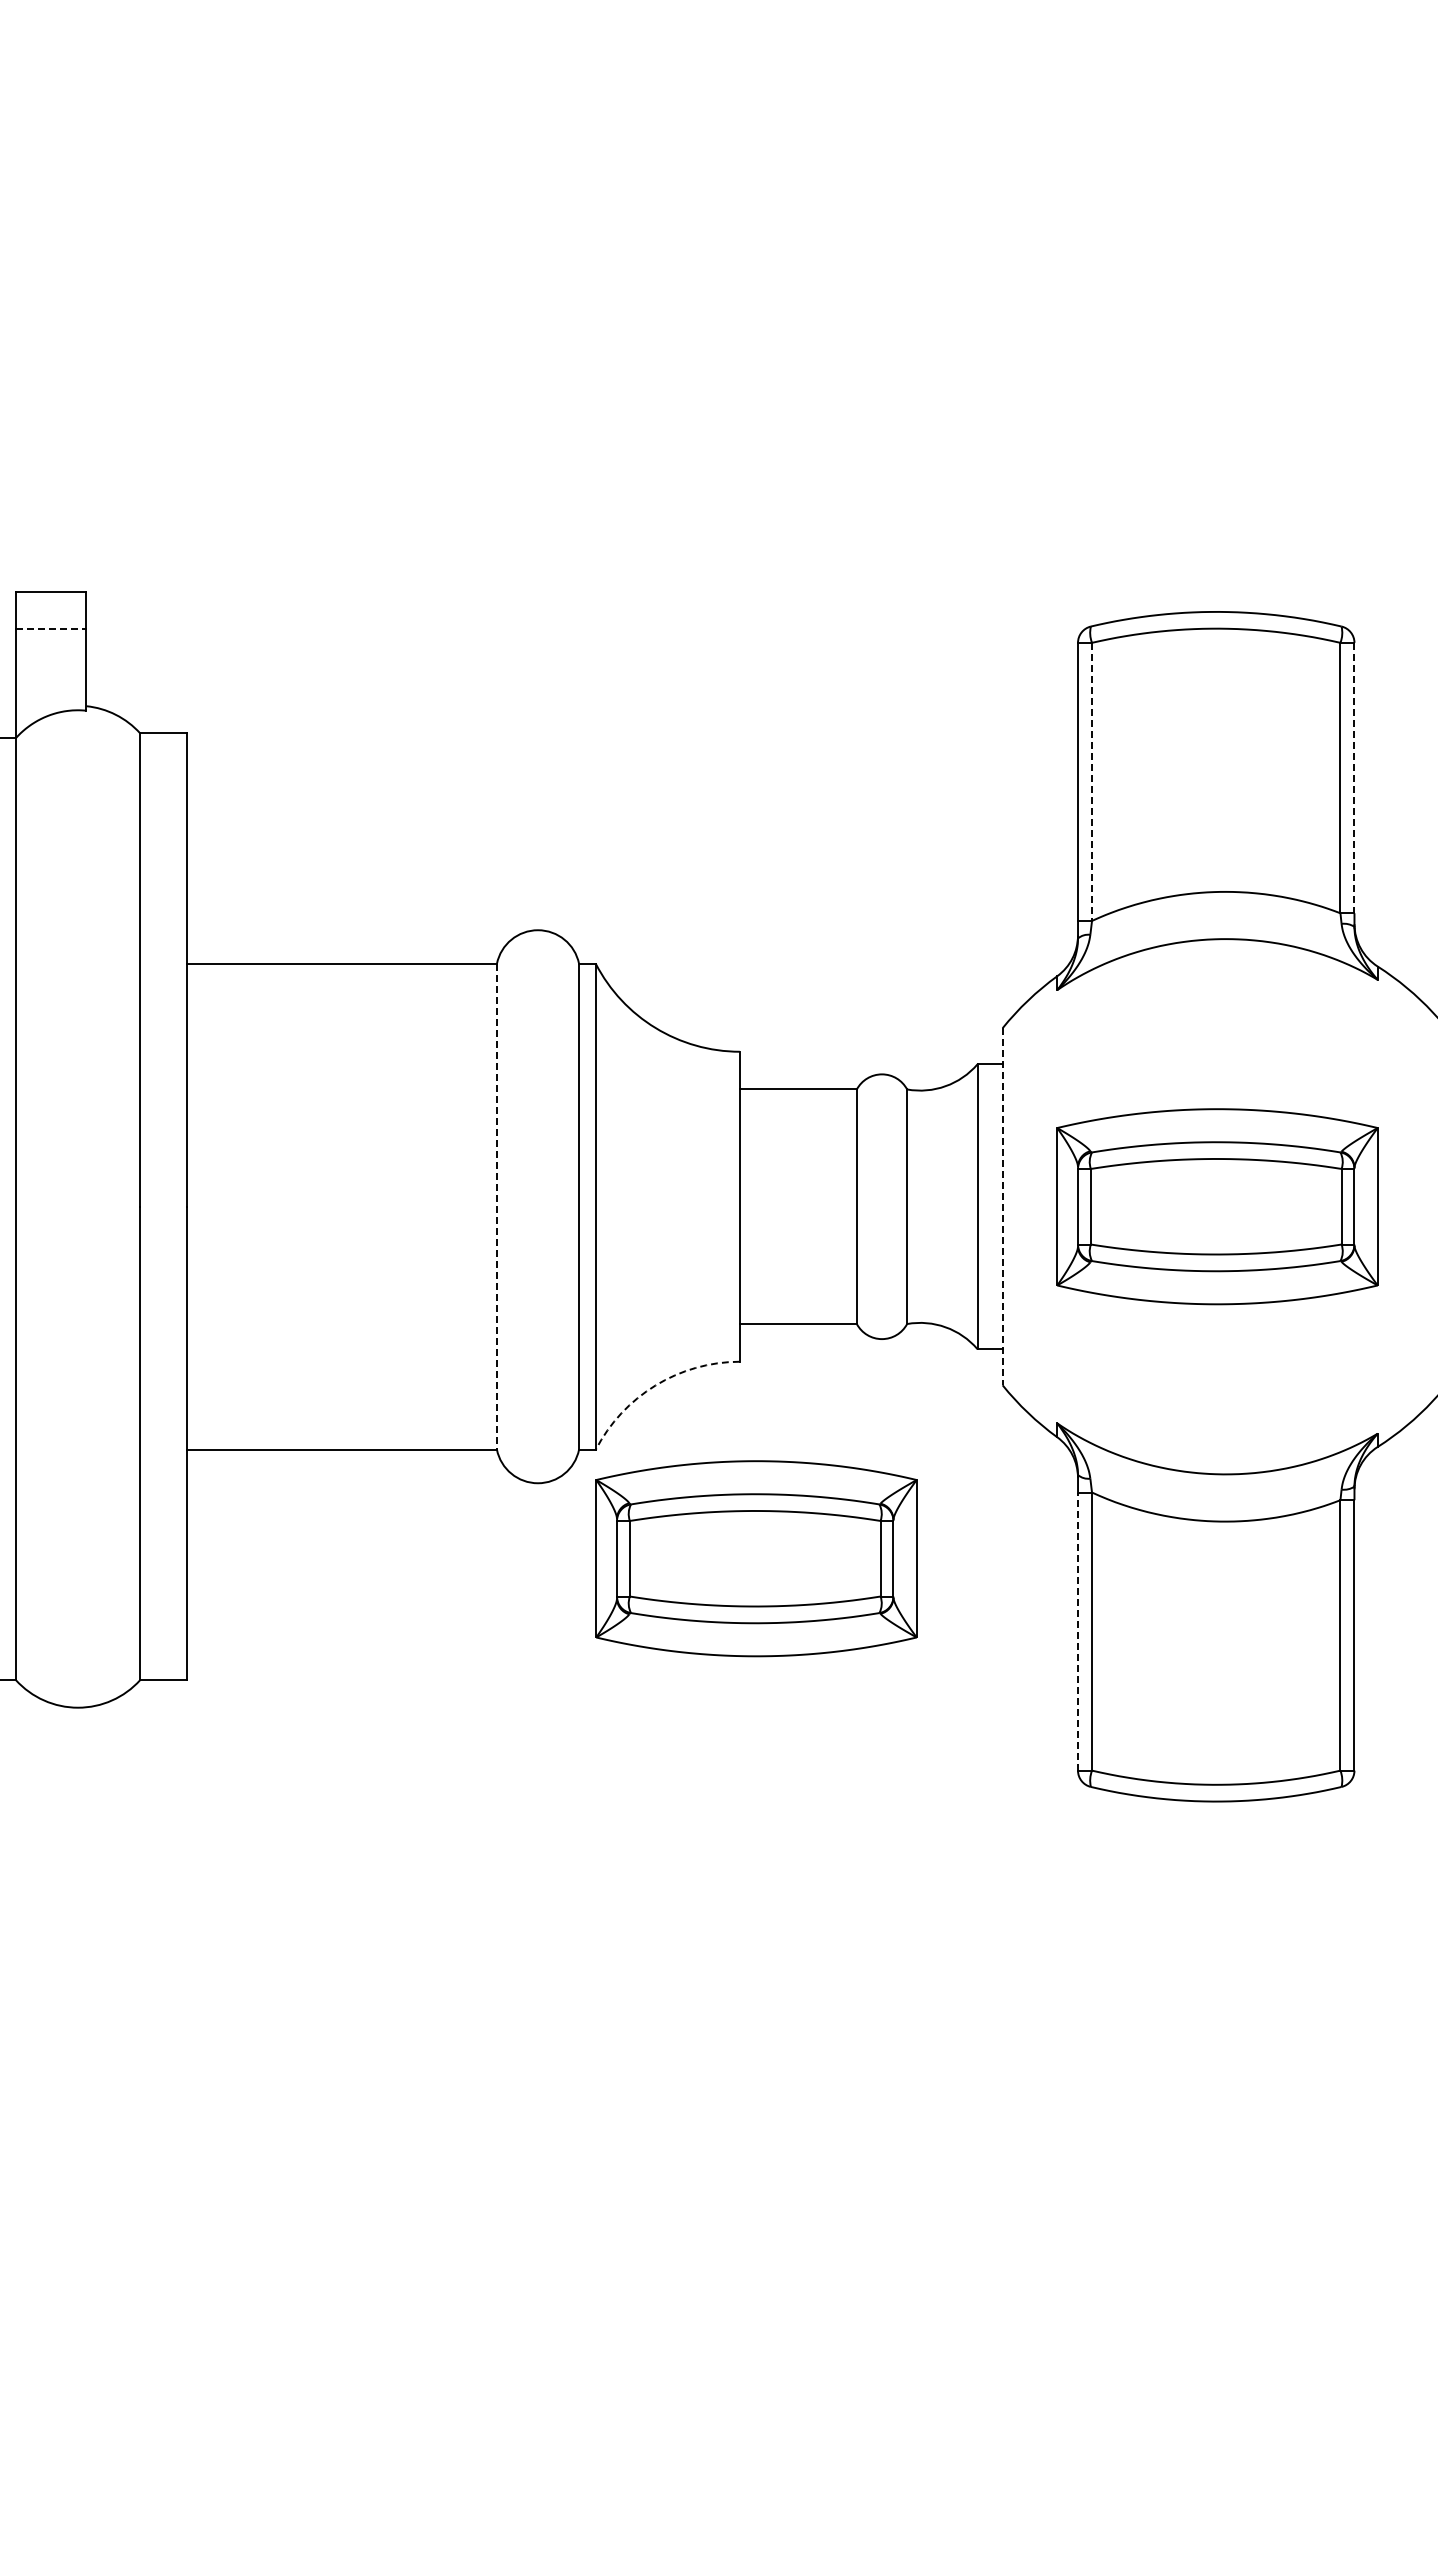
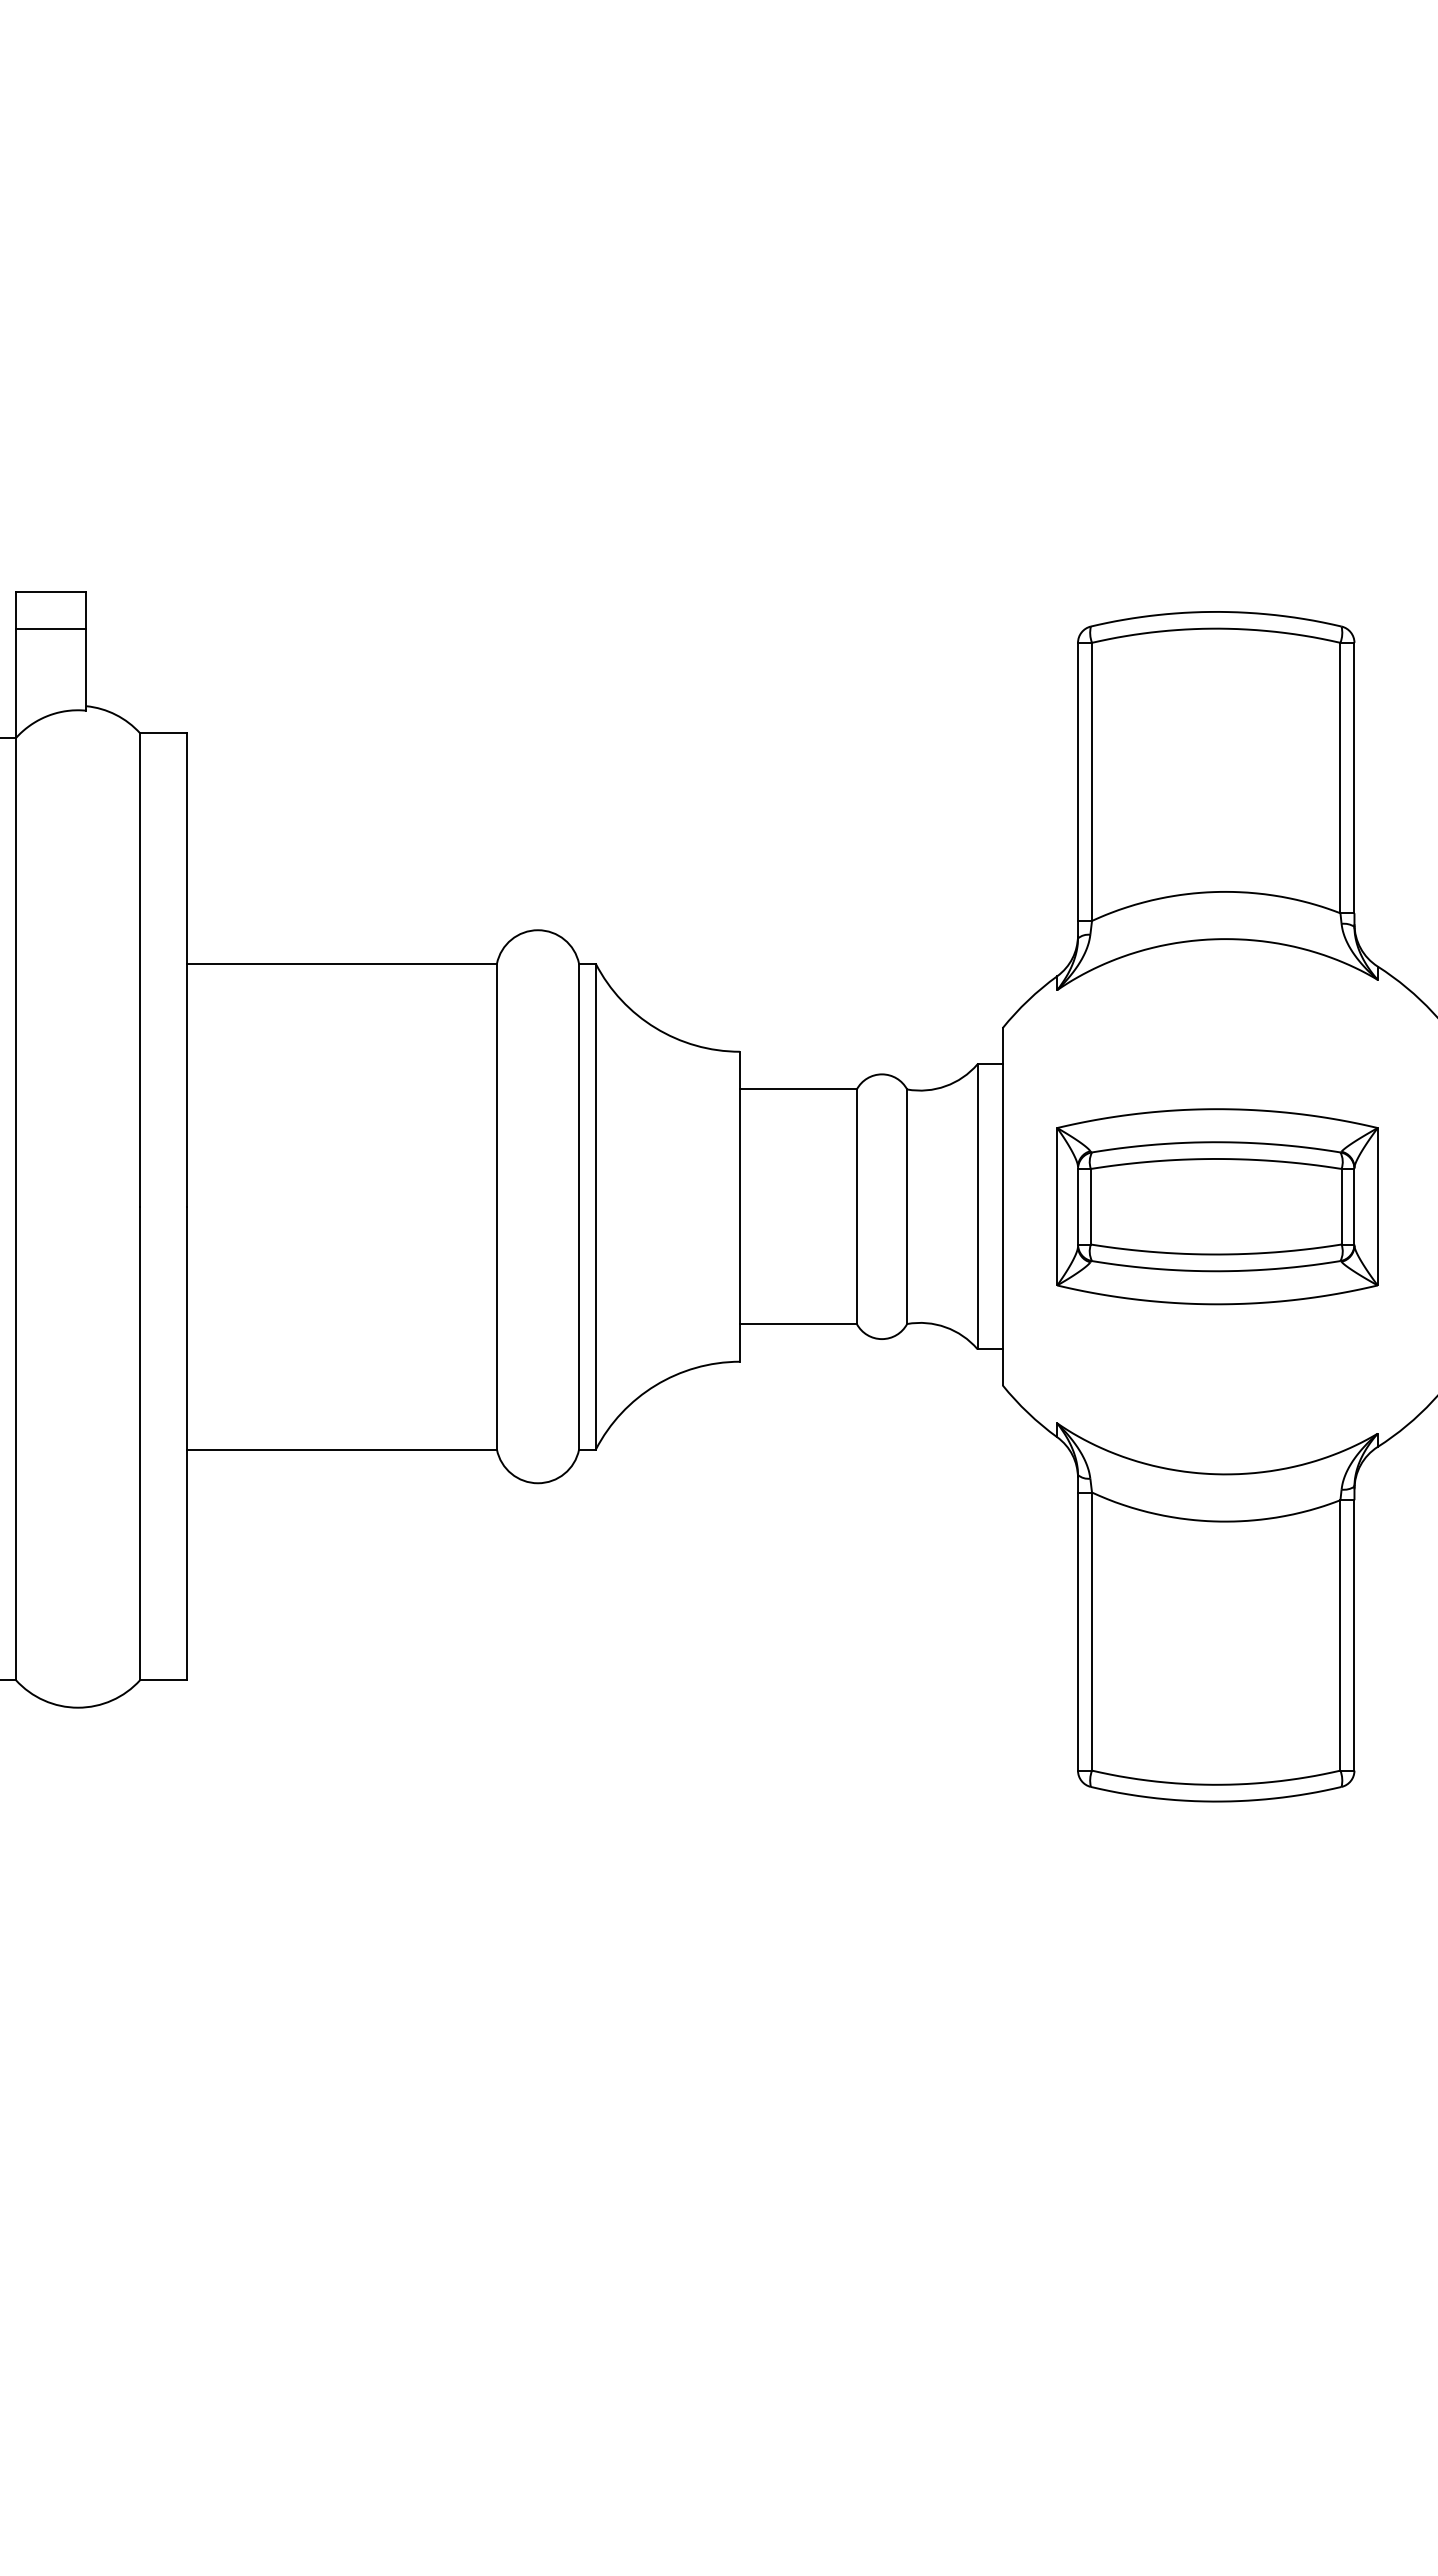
line: dashed -> solid (51, 628)
line: dashed -> solid (1354, 778)
line: dashed -> solid (1092, 782)
line: dashed -> solid (496, 1206)
line: dashed -> solid (1002, 1206)
arc: dashed -> solid (655, 1385)
part: present -> none (756, 1558)
line: dashed -> solid (1078, 1631)
